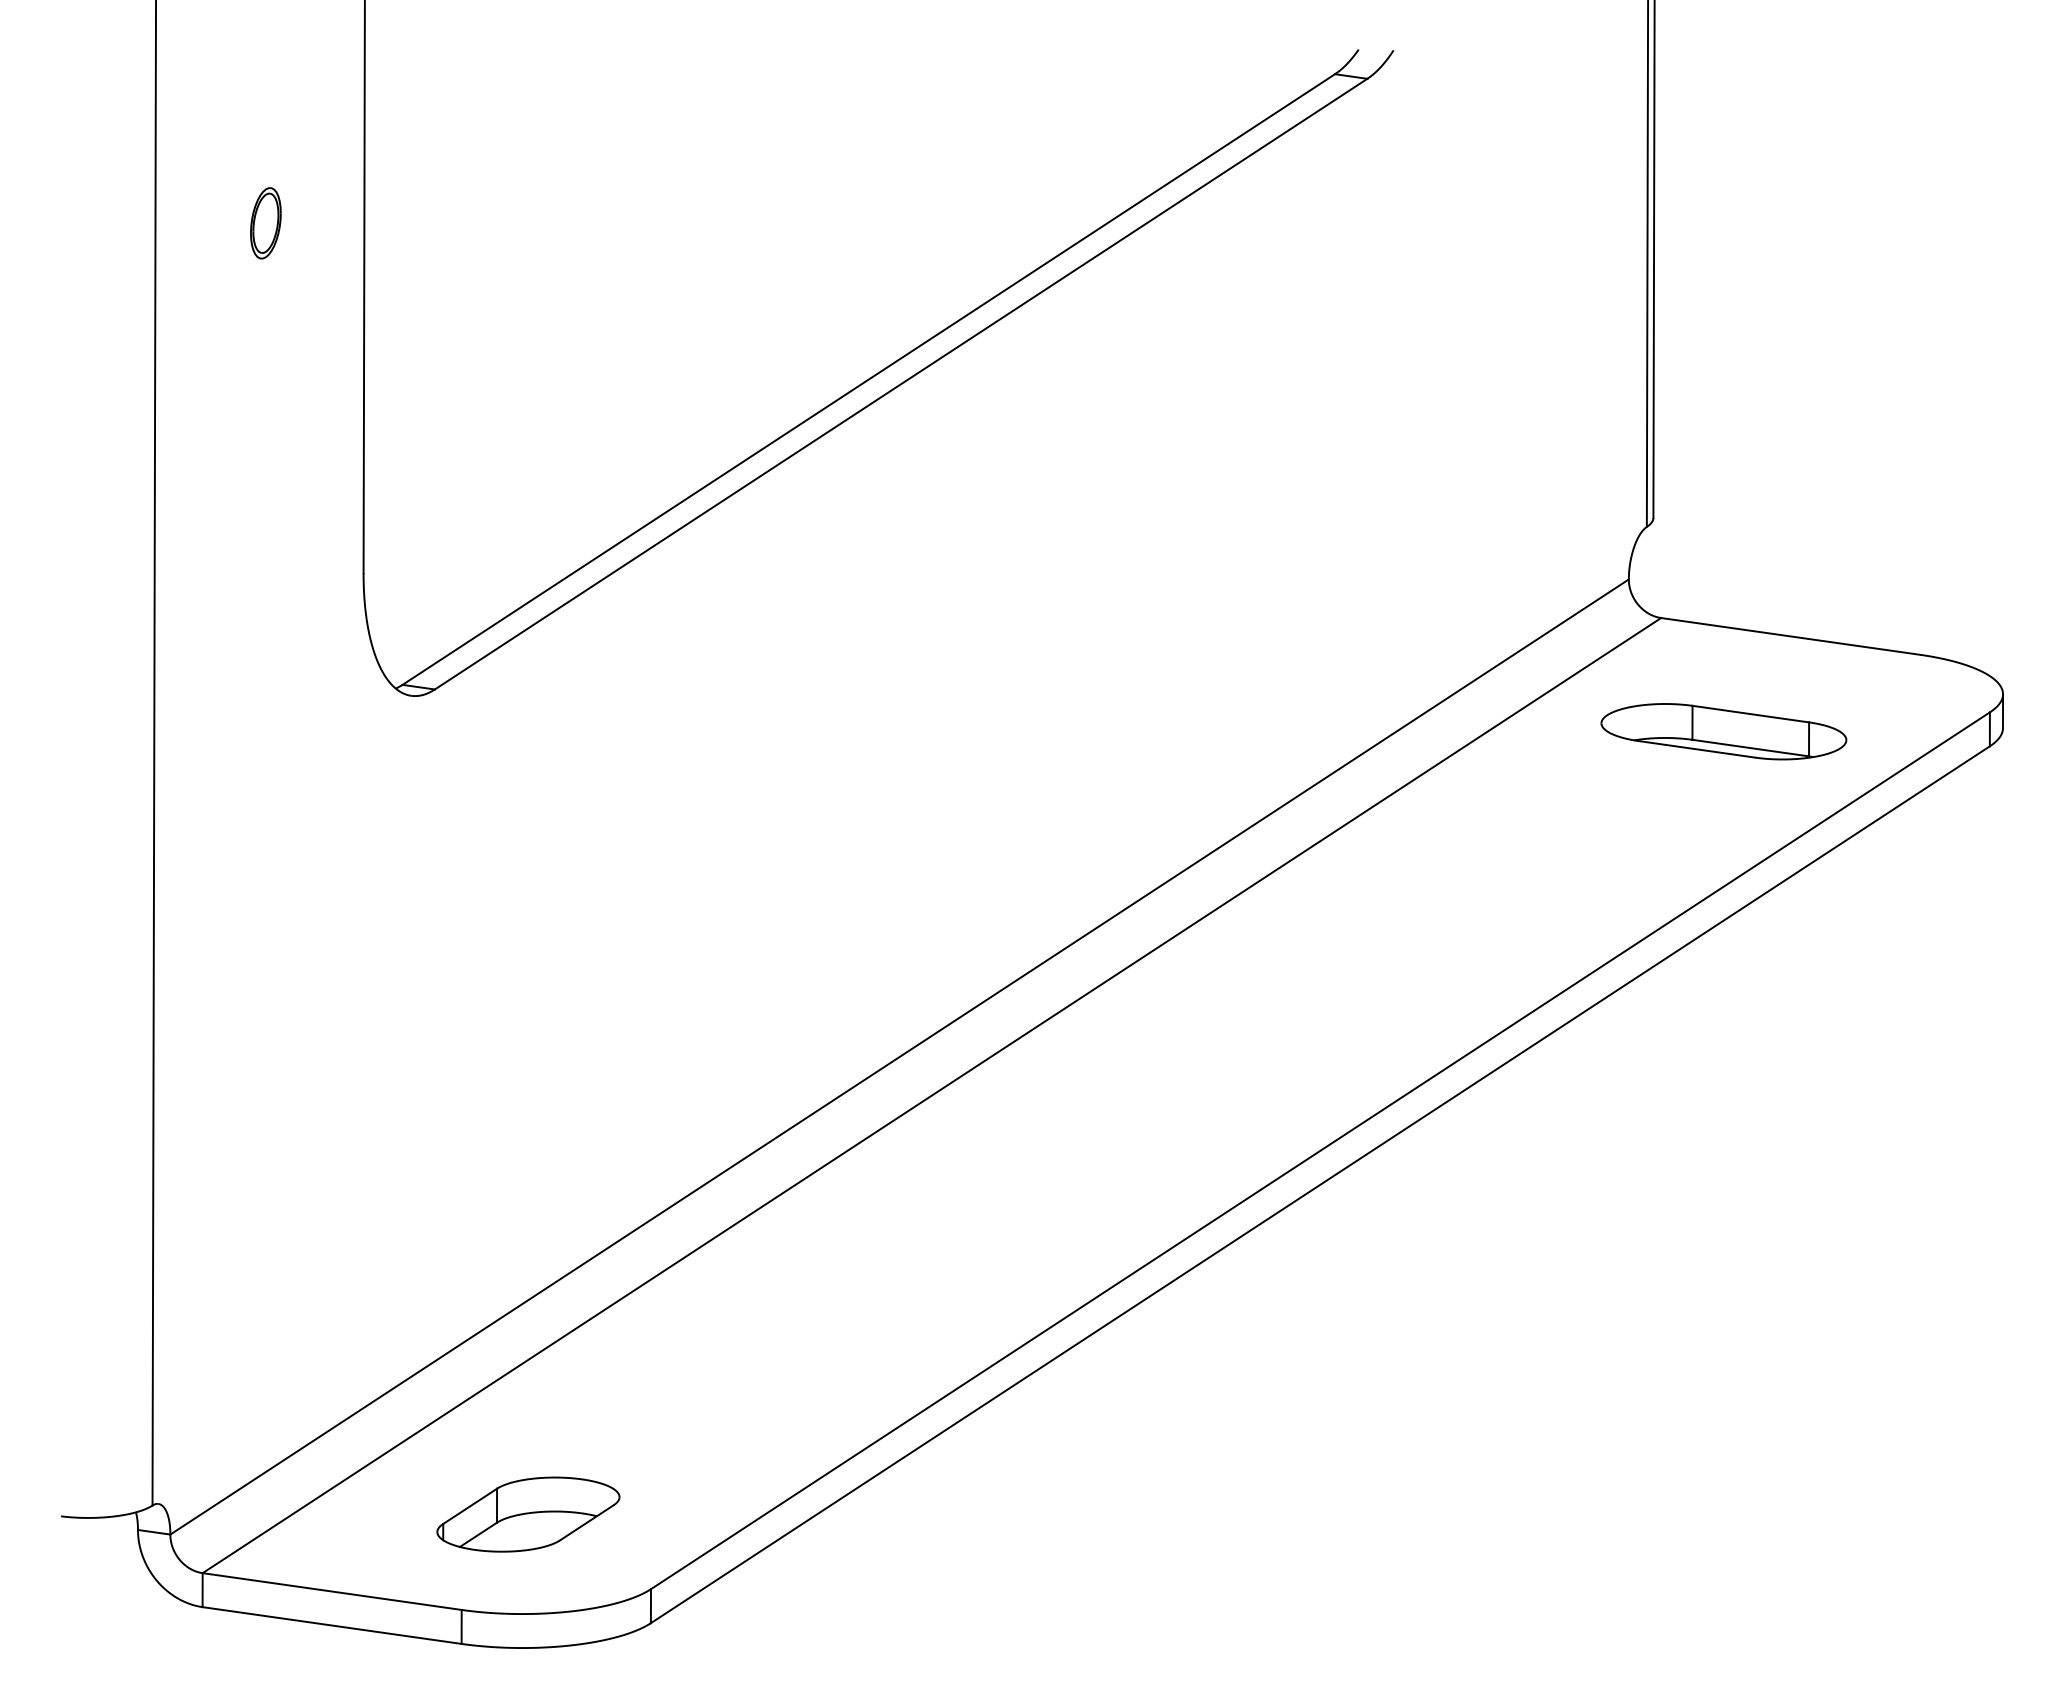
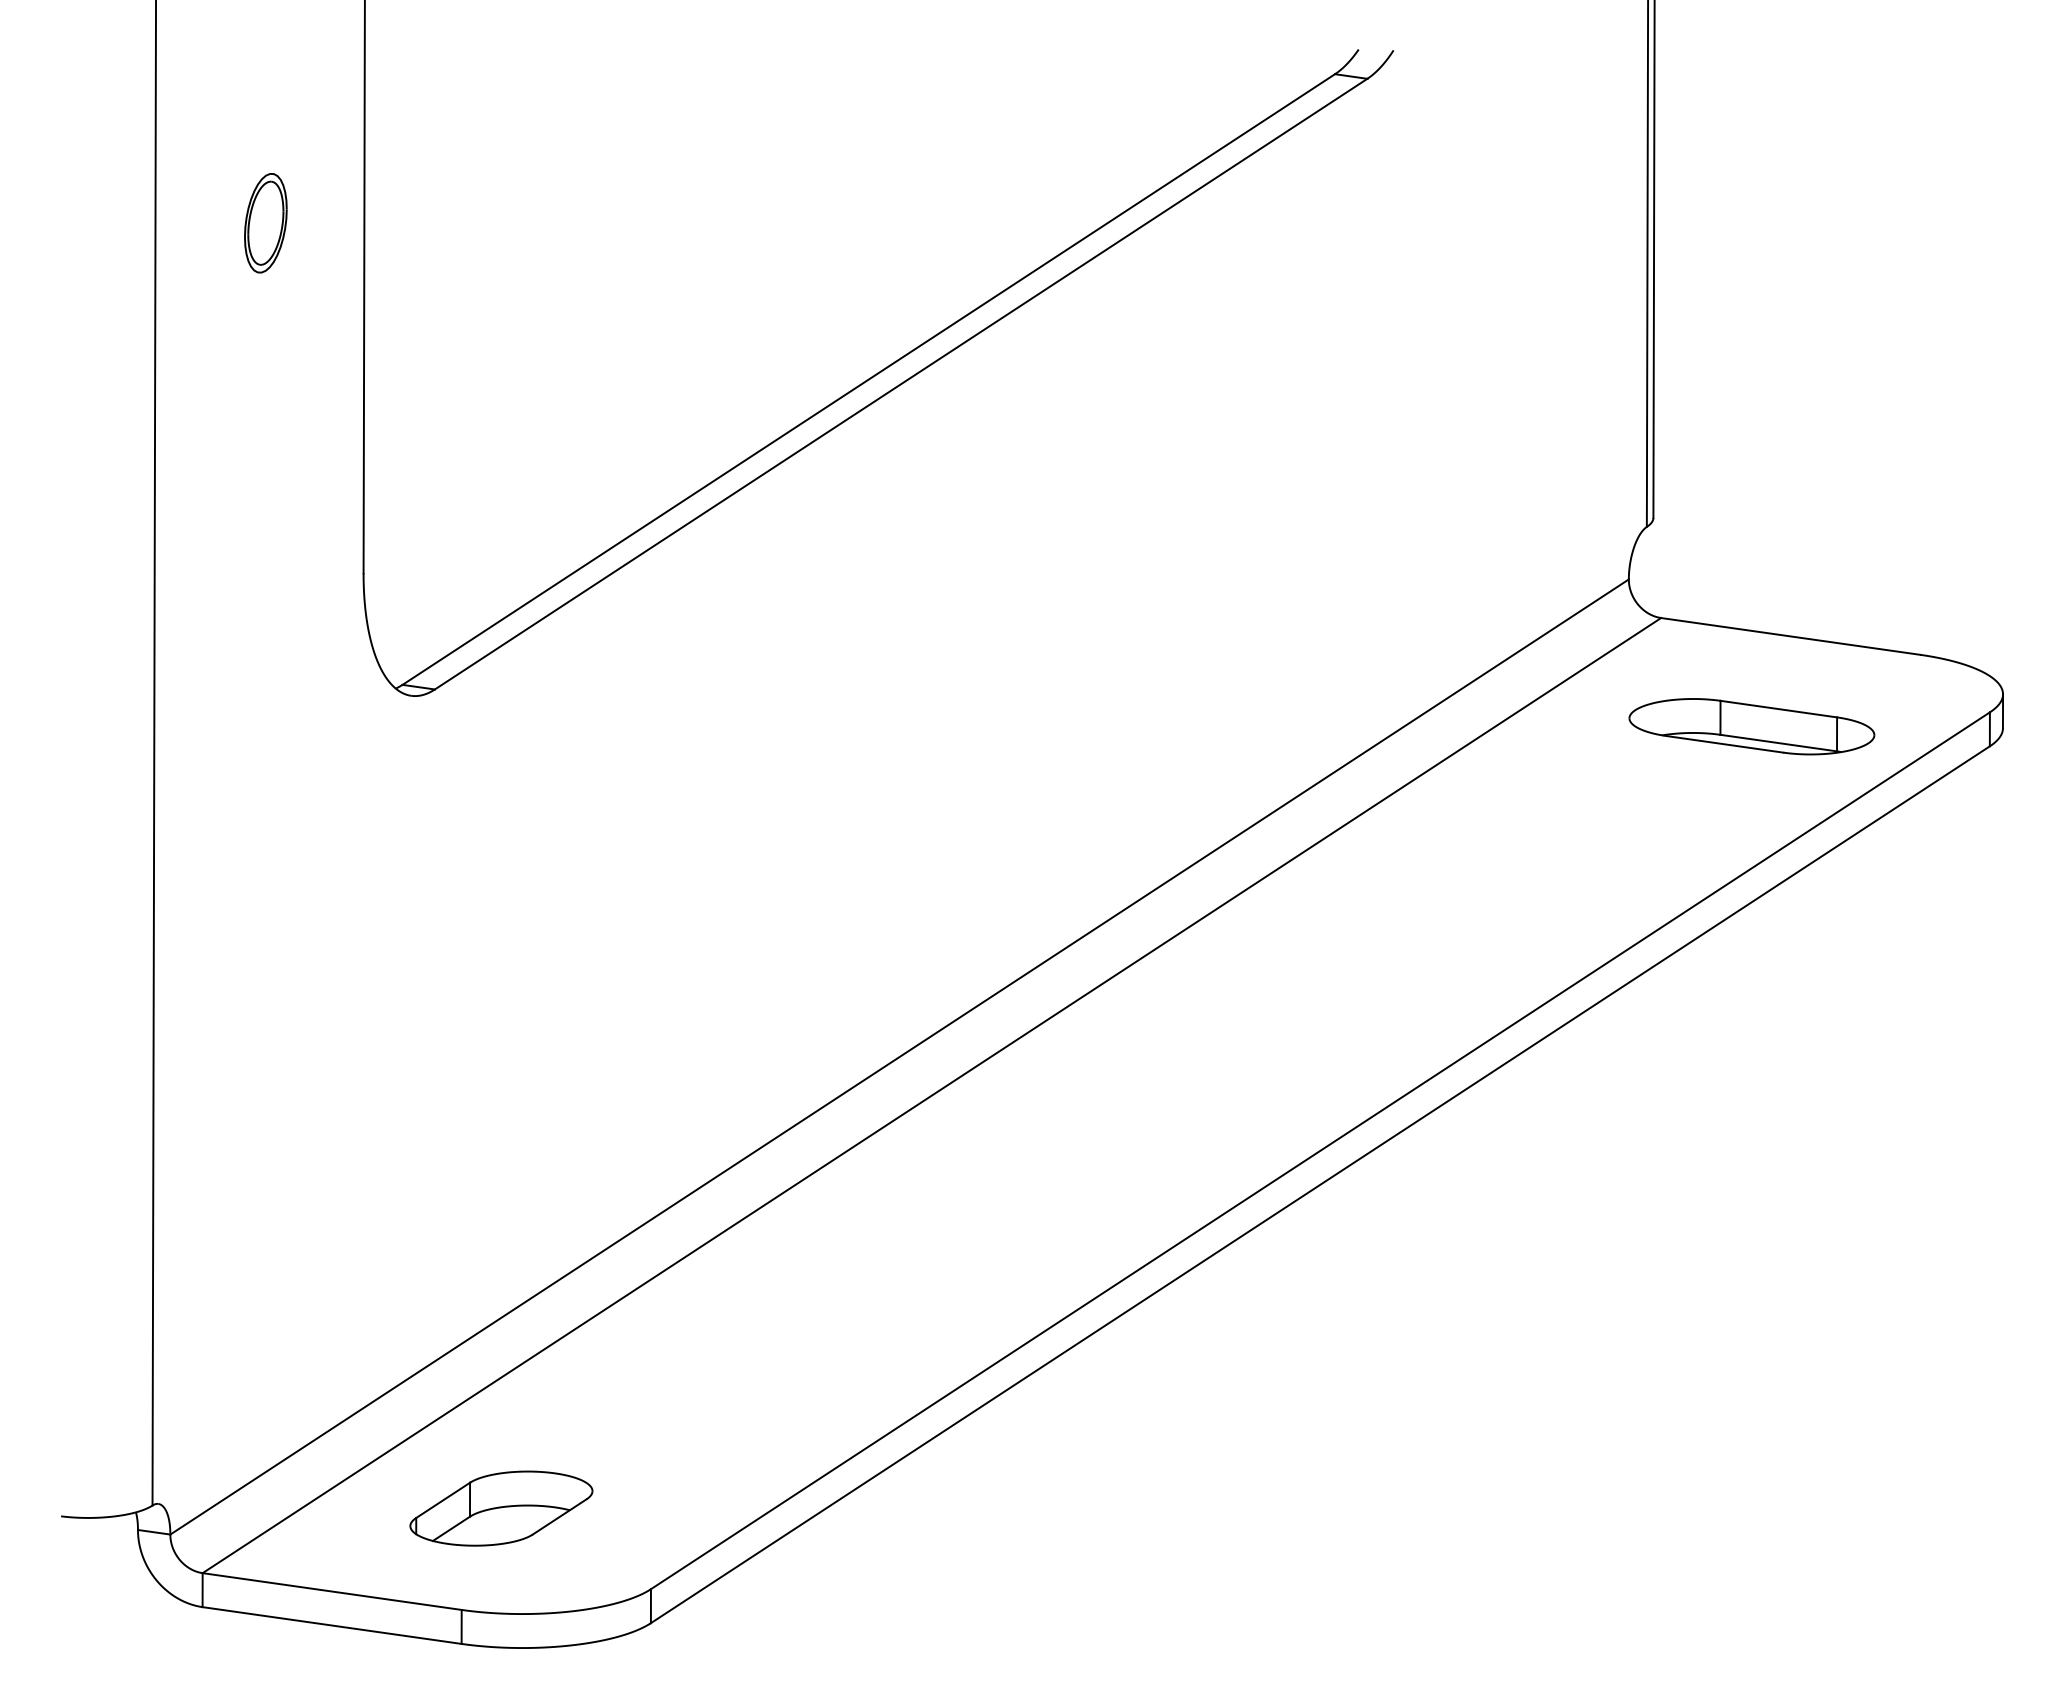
part size: 32x73 px -> 44x101 px (265, 223)
part position: (1723, 731) -> (1751, 726) (1751, 726)
part position: (528, 1514) -> (501, 1508) (501, 1508)
